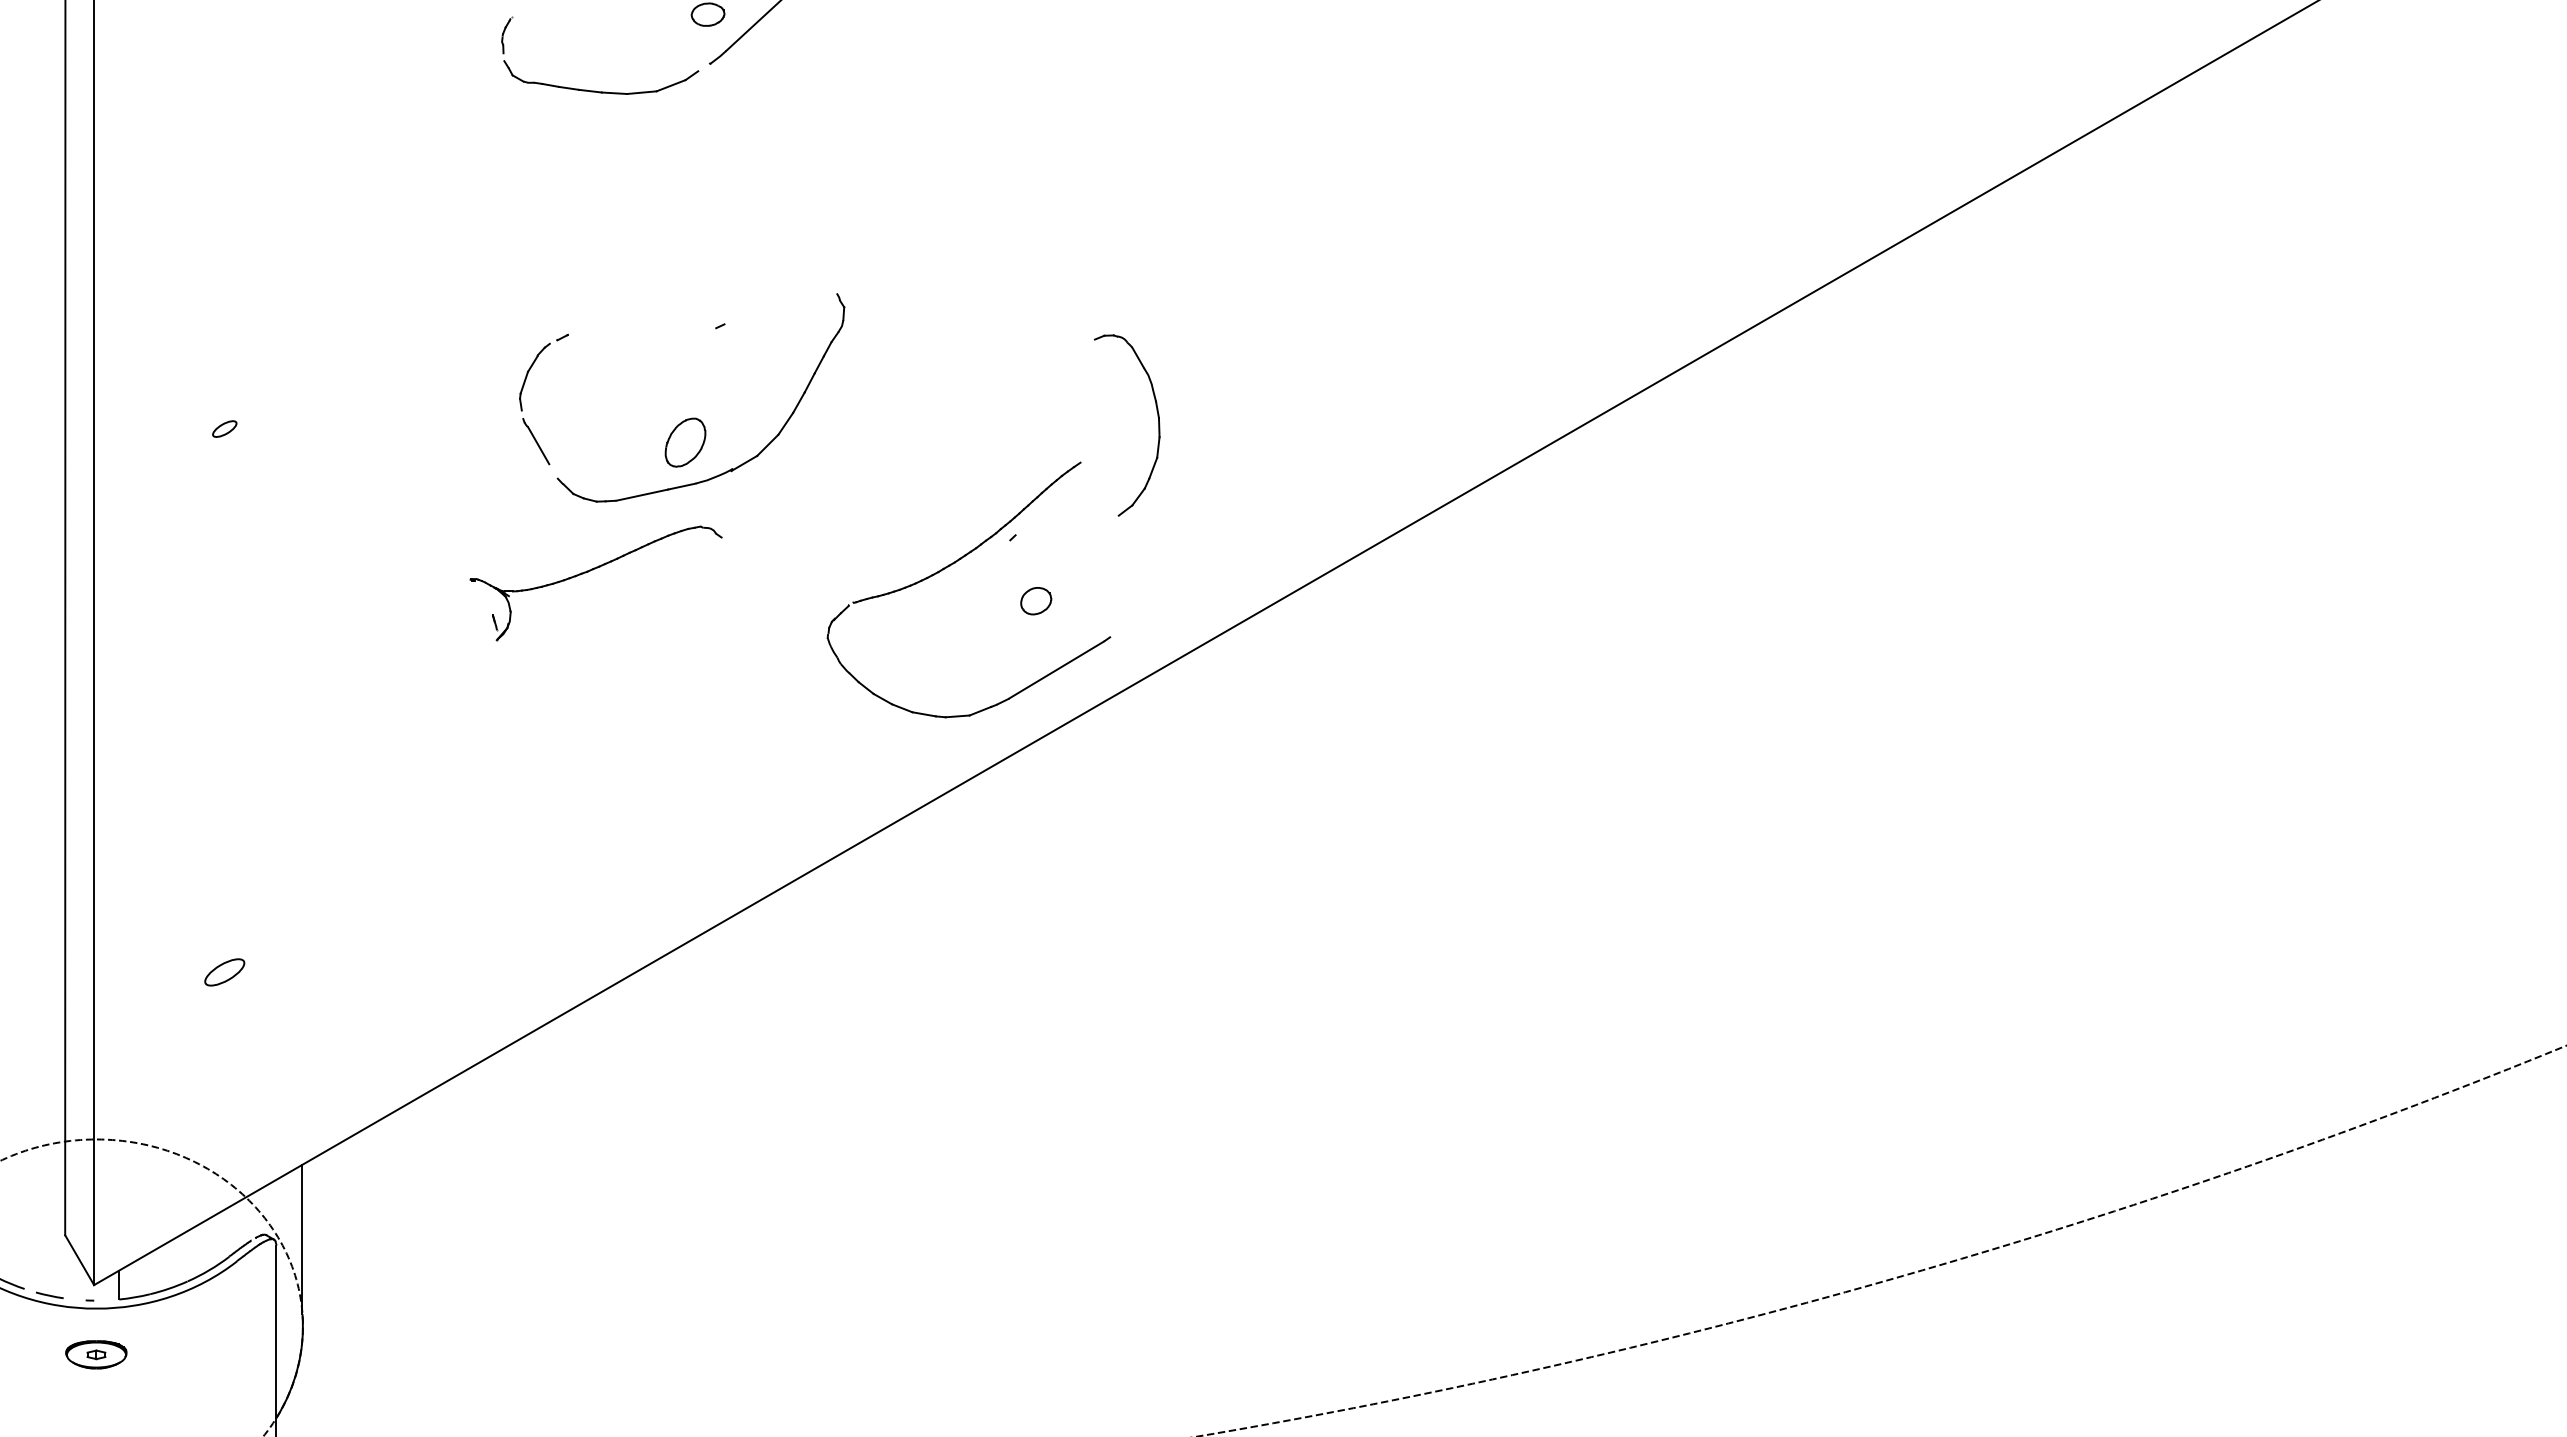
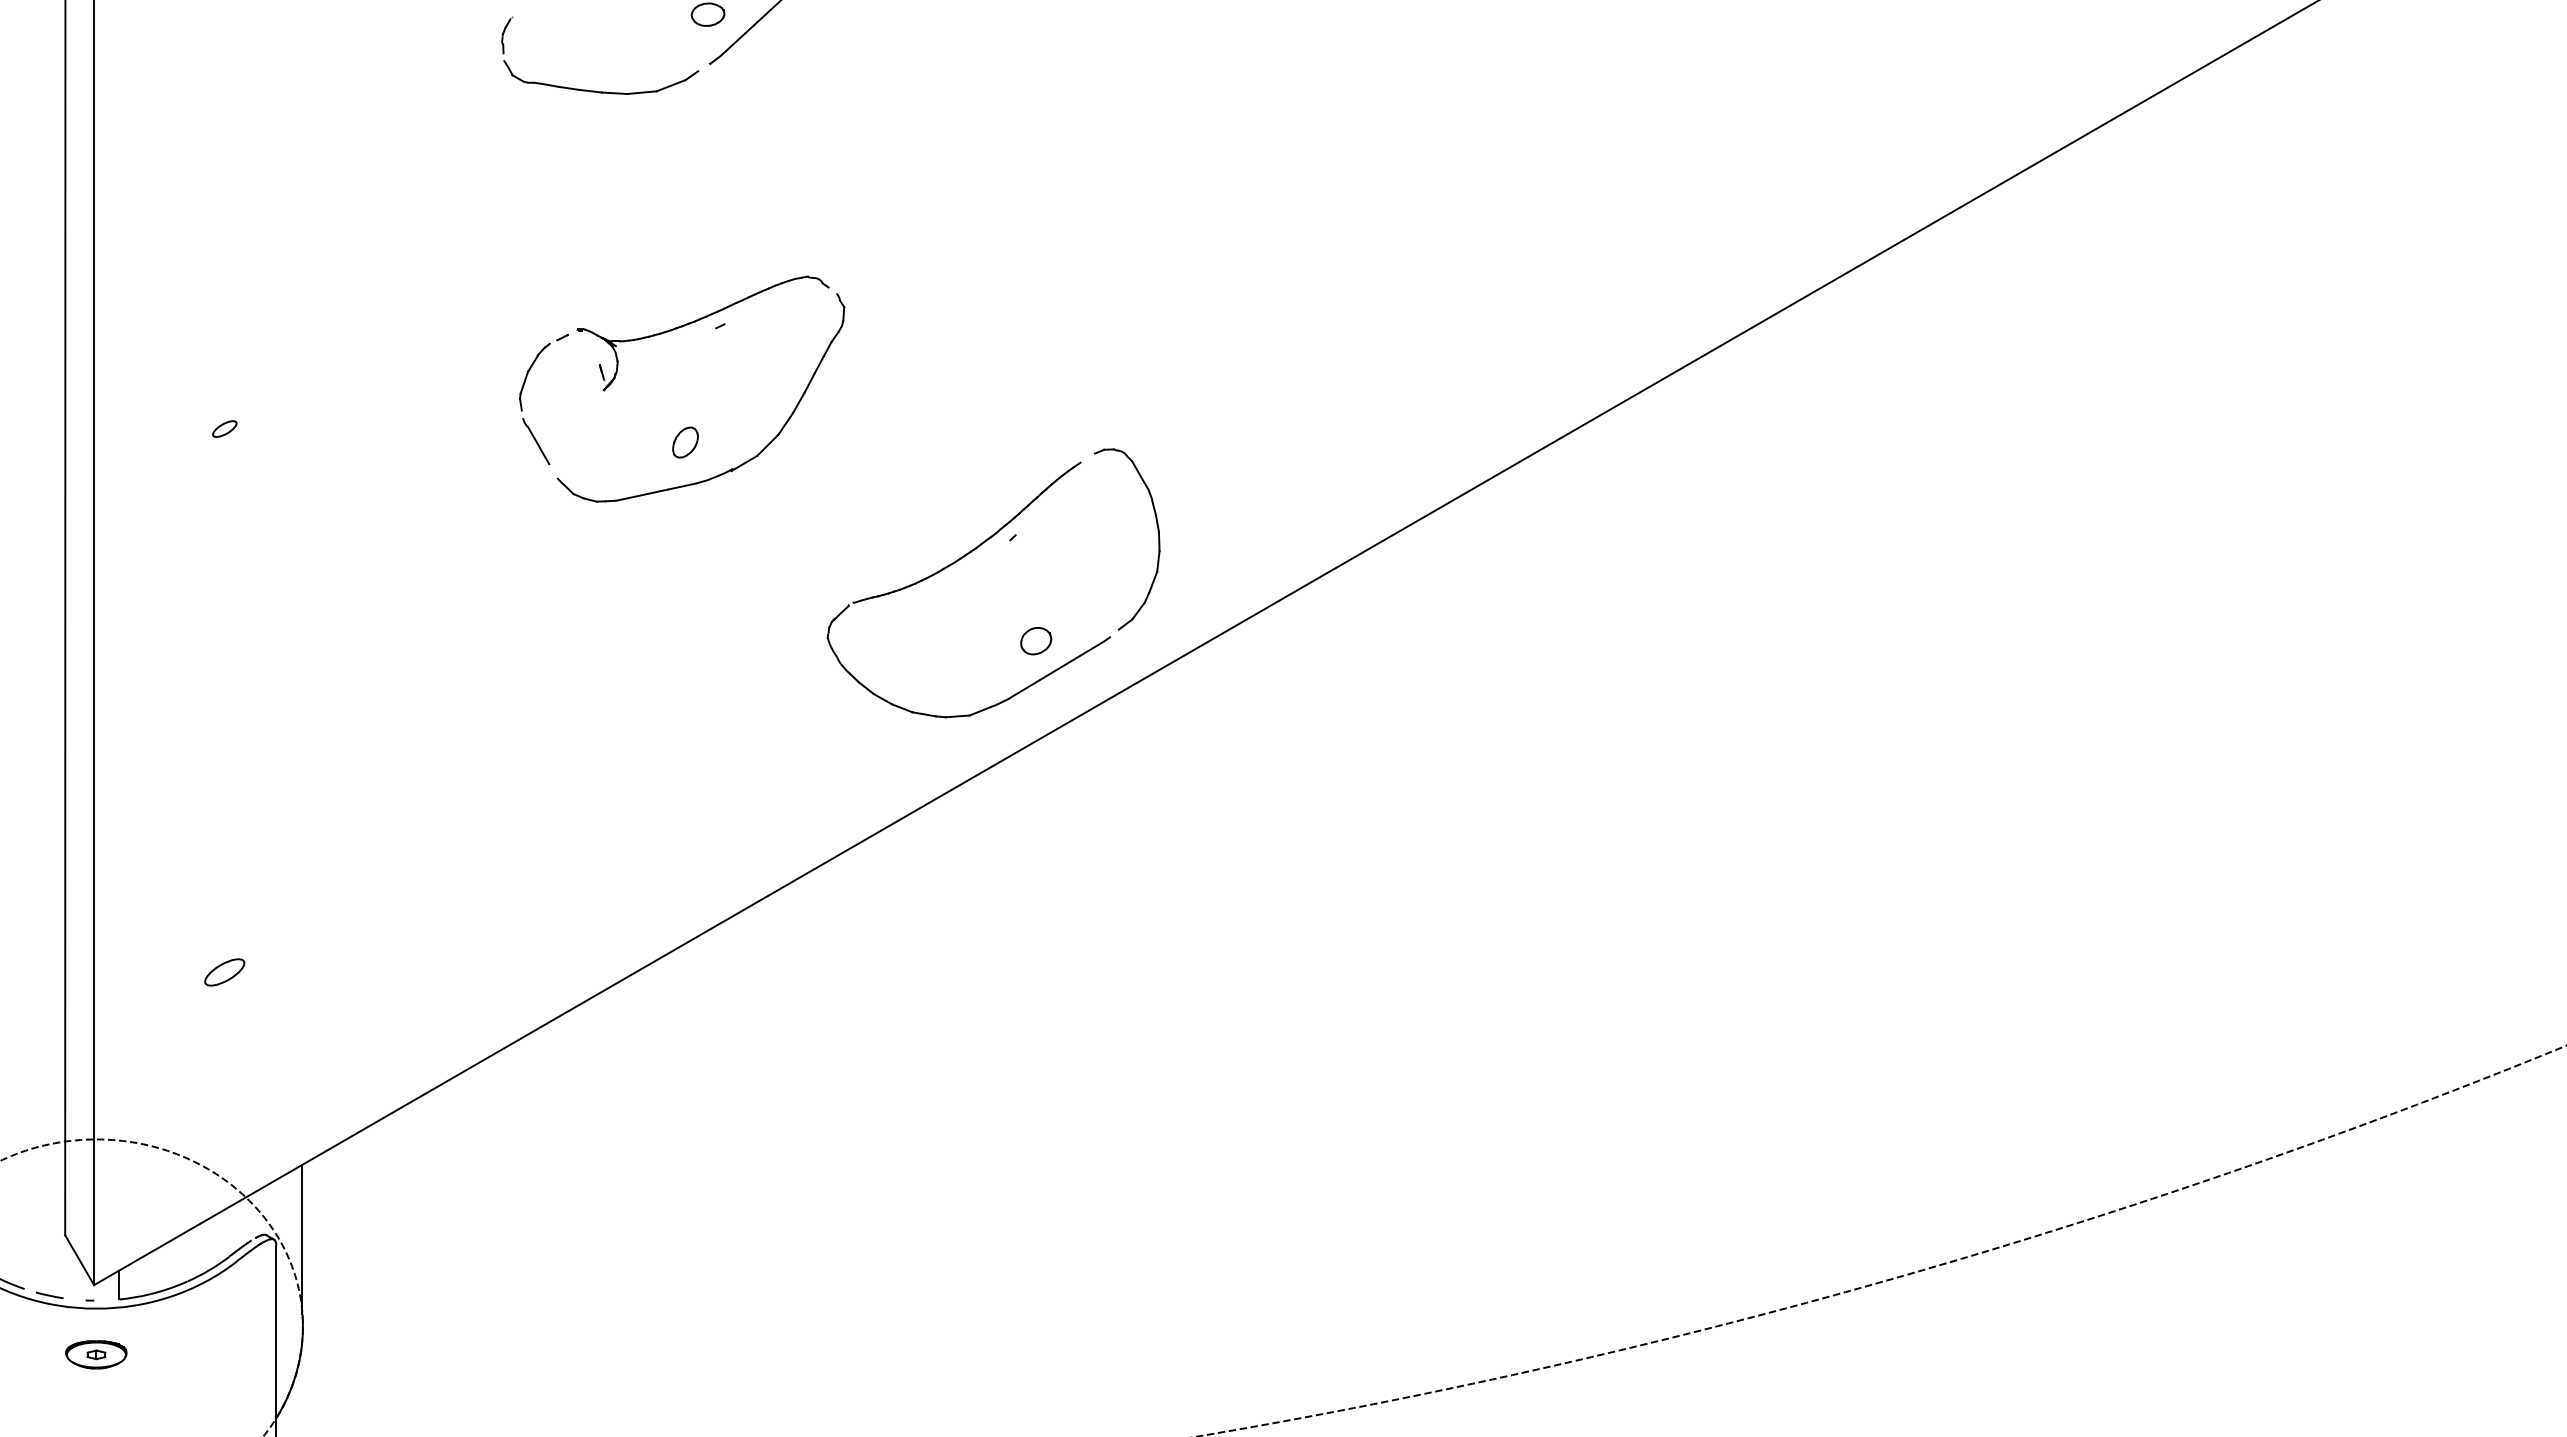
part position: (1158, 425) -> (1158, 539) (1158, 539)
part size: 43x51 px -> 27x33 px (685, 442)
part position: (590, 571) -> (697, 321) (697, 321)
part position: (1036, 601) -> (1036, 641) (1036, 641)
